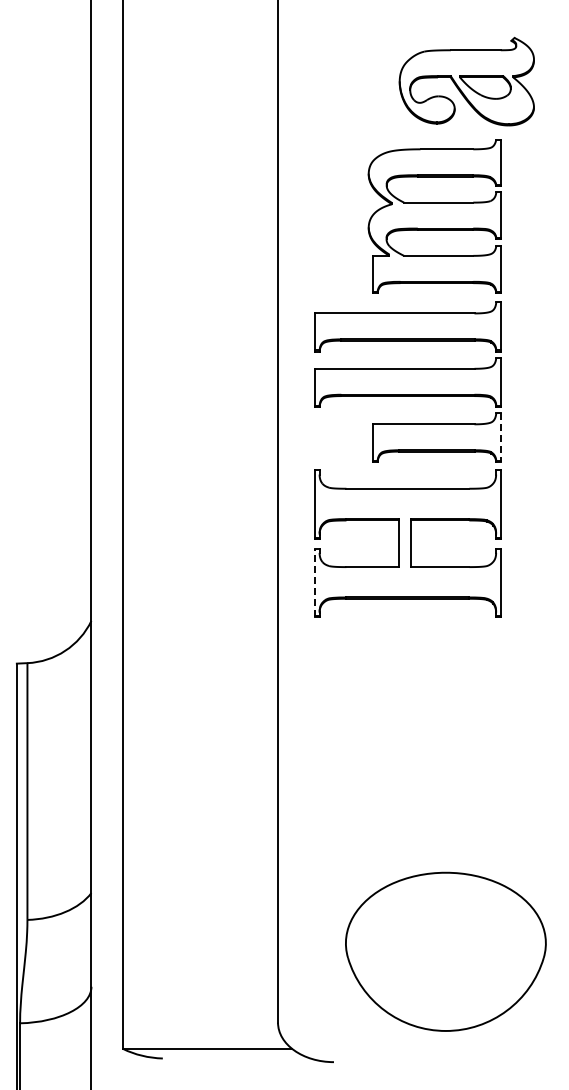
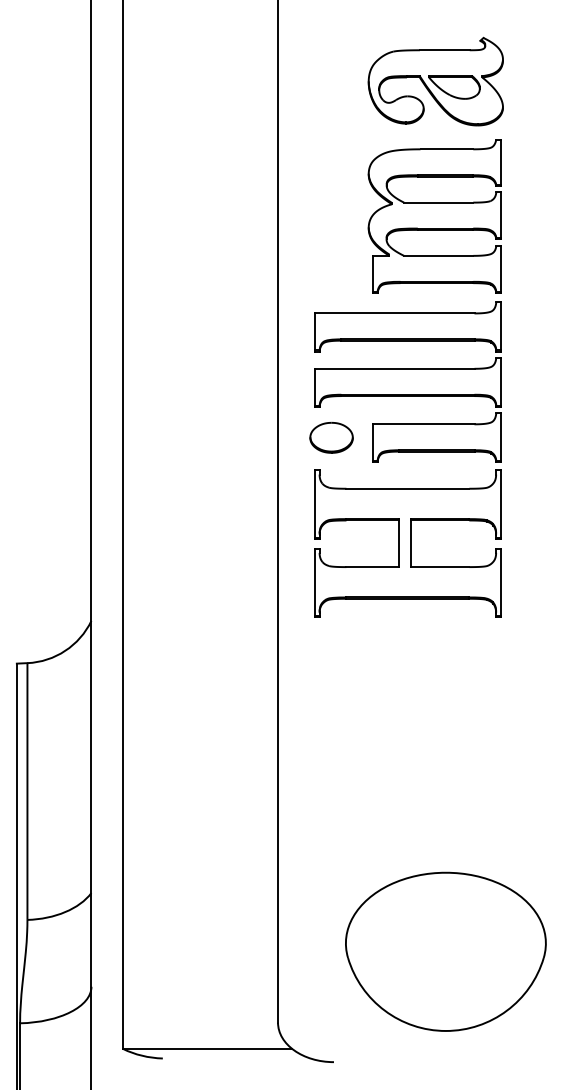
part position: (466, 81) -> (435, 81) (435, 81)
part: none -> present (331, 437)
line: dashed -> solid (501, 437)
line: dashed -> solid (314, 582)
